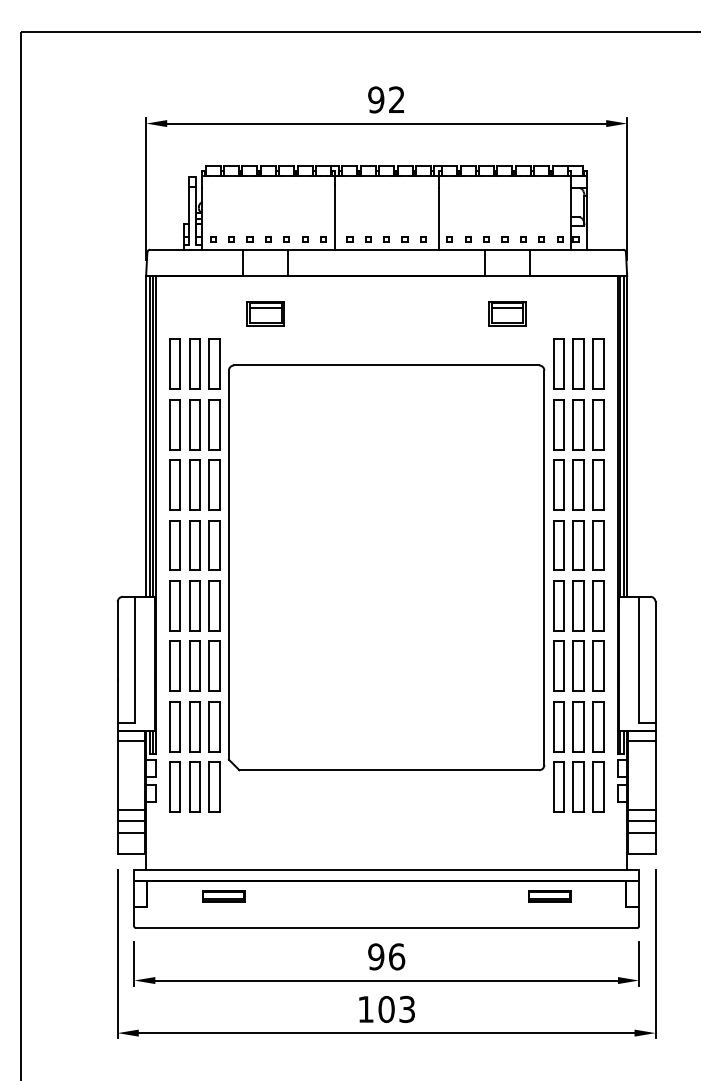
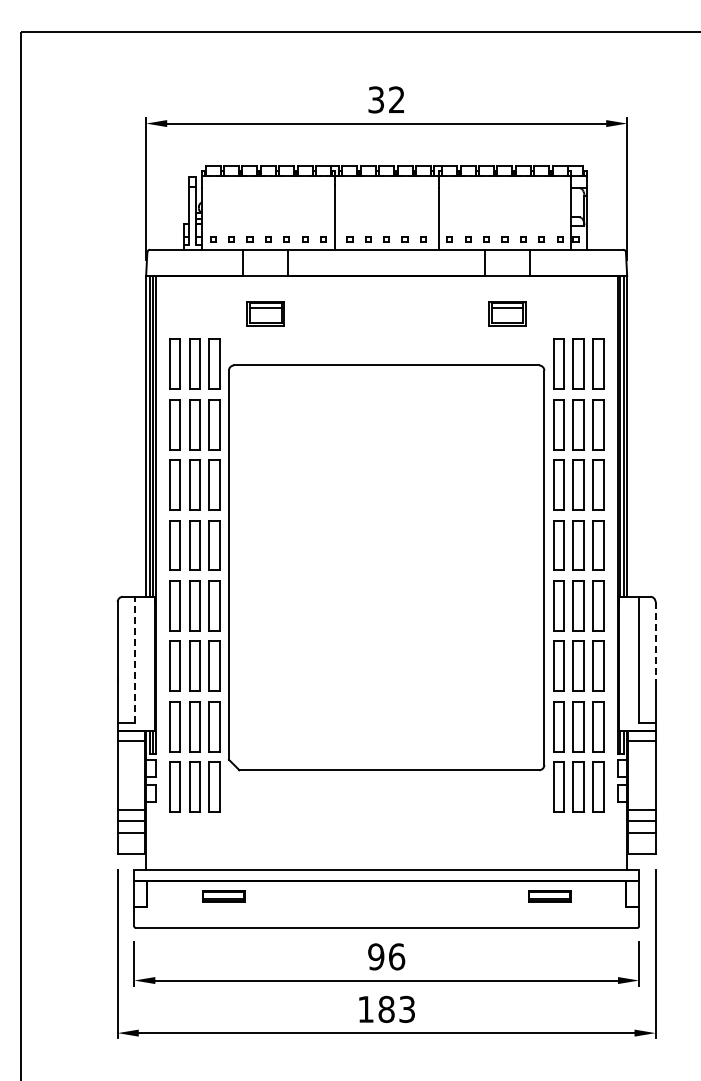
text: 92 -> 32 (376, 99)
line: solid -> dashed (655, 640)
line: solid -> dashed (134, 659)
text: 103 -> 183 (386, 1009)
